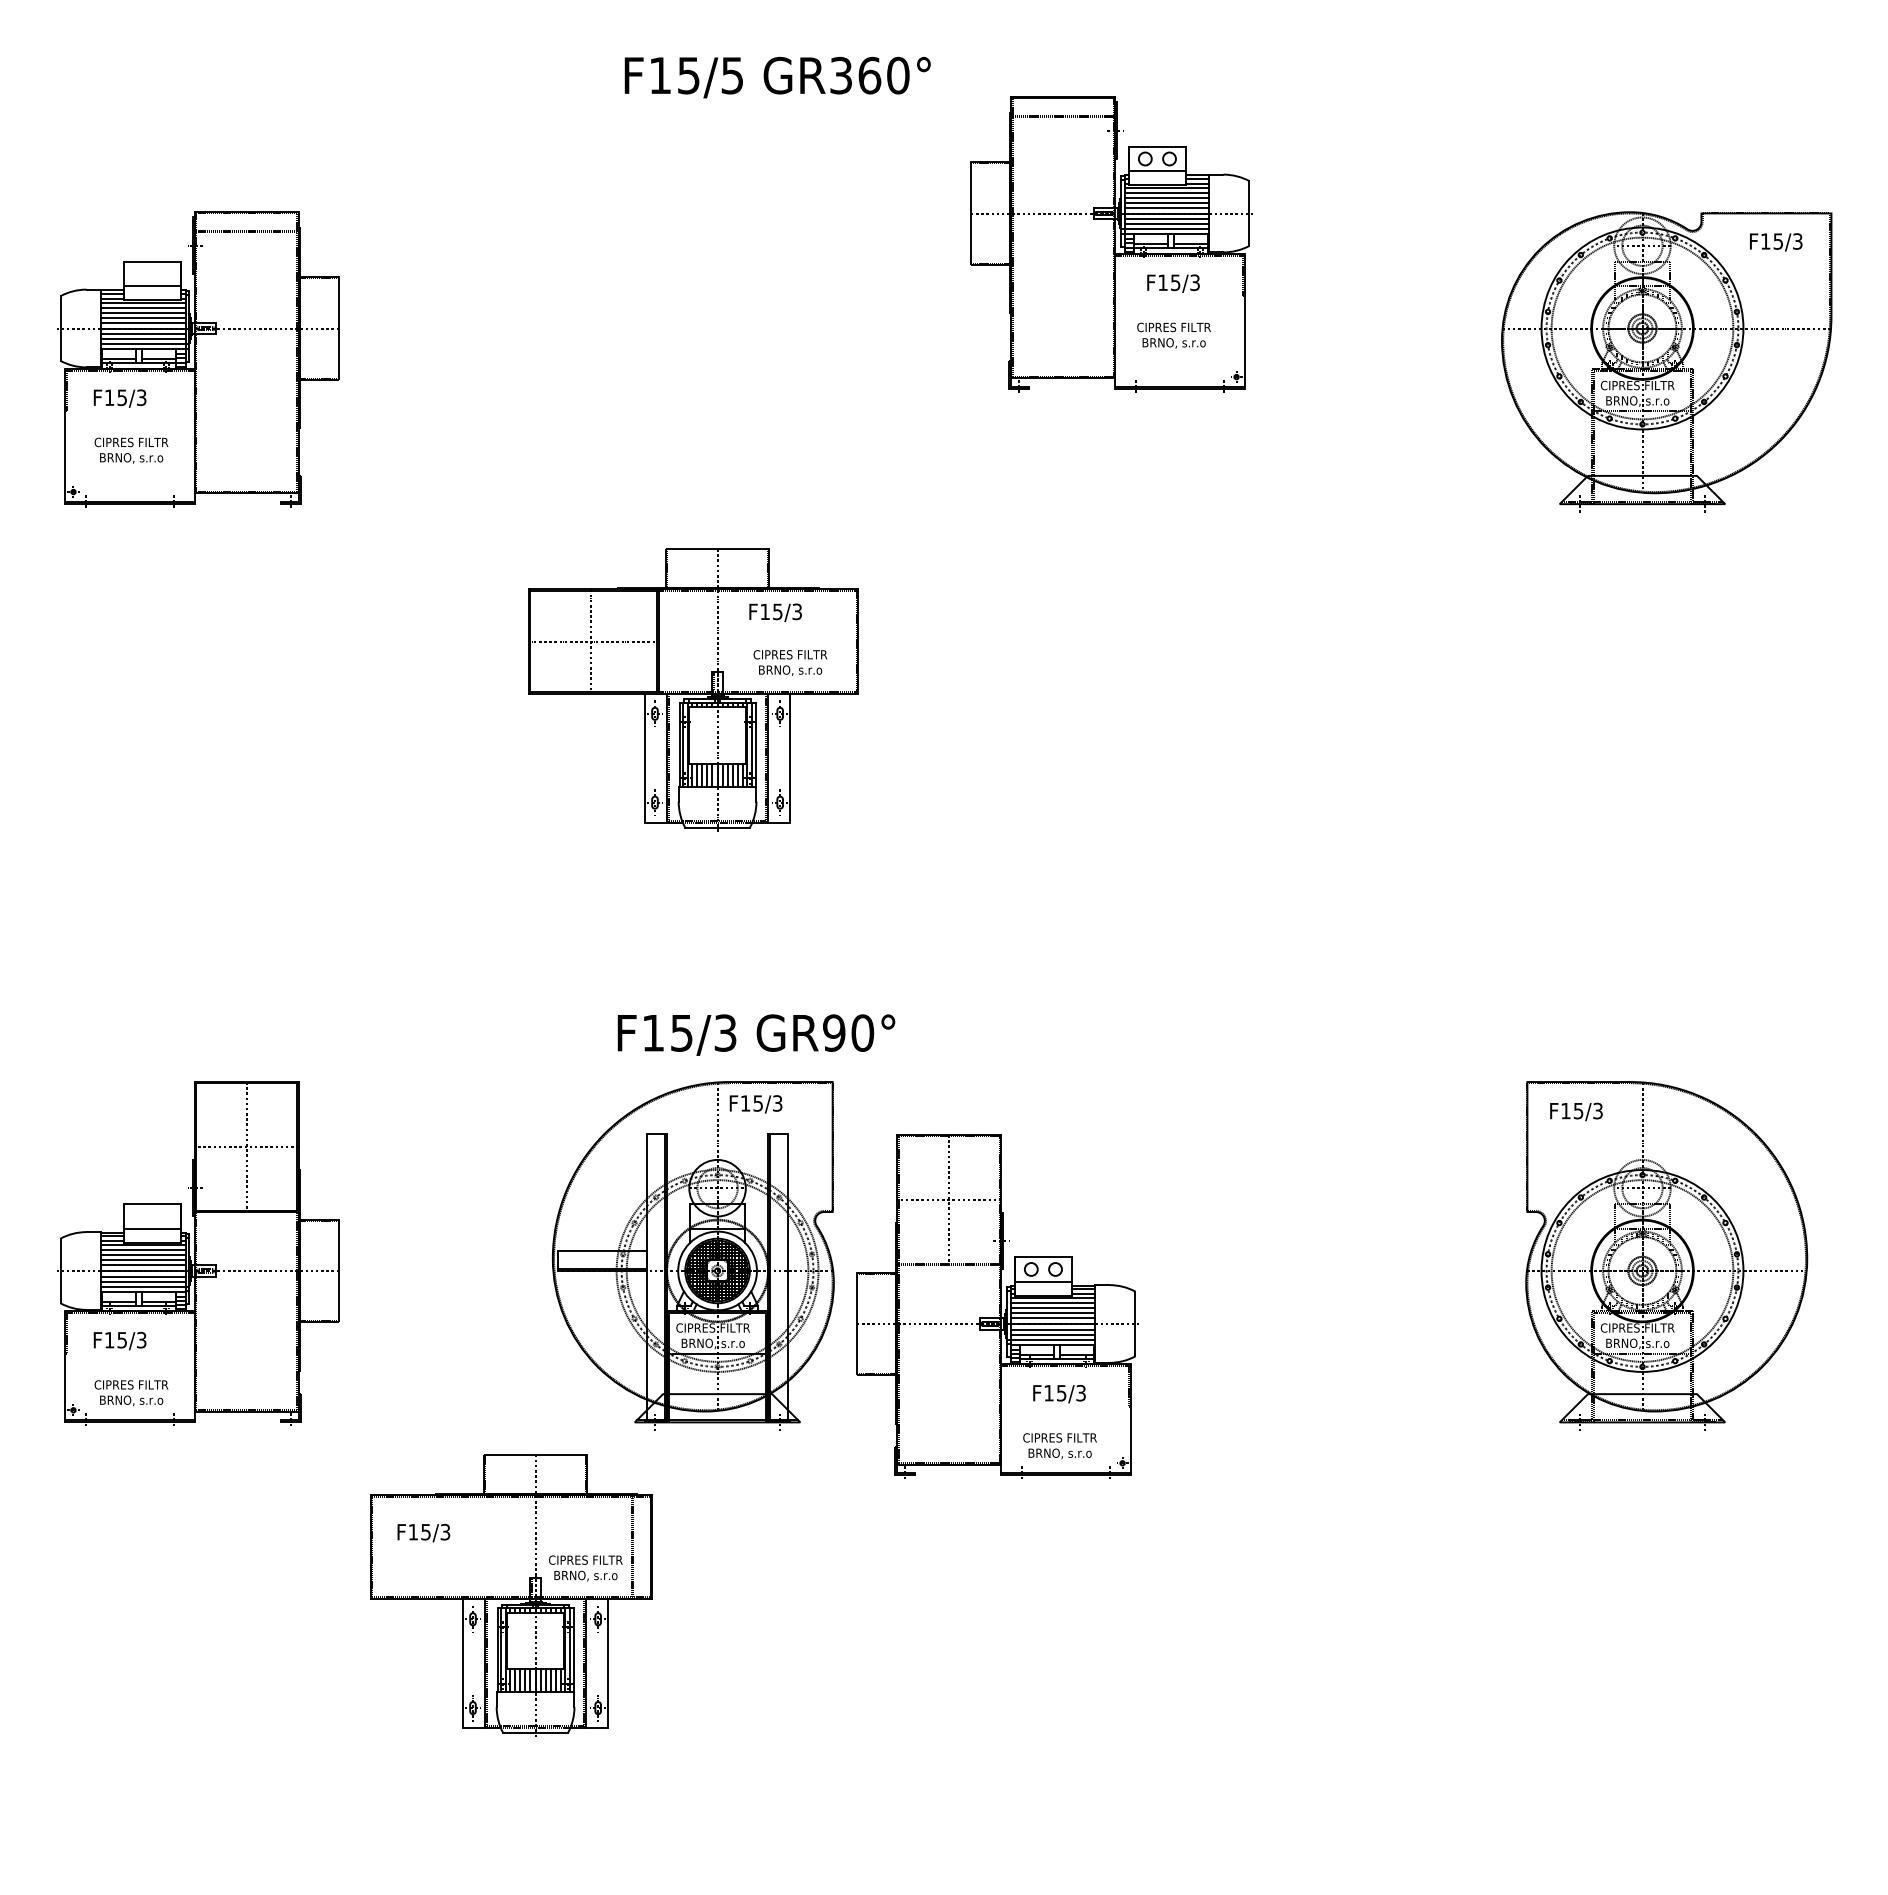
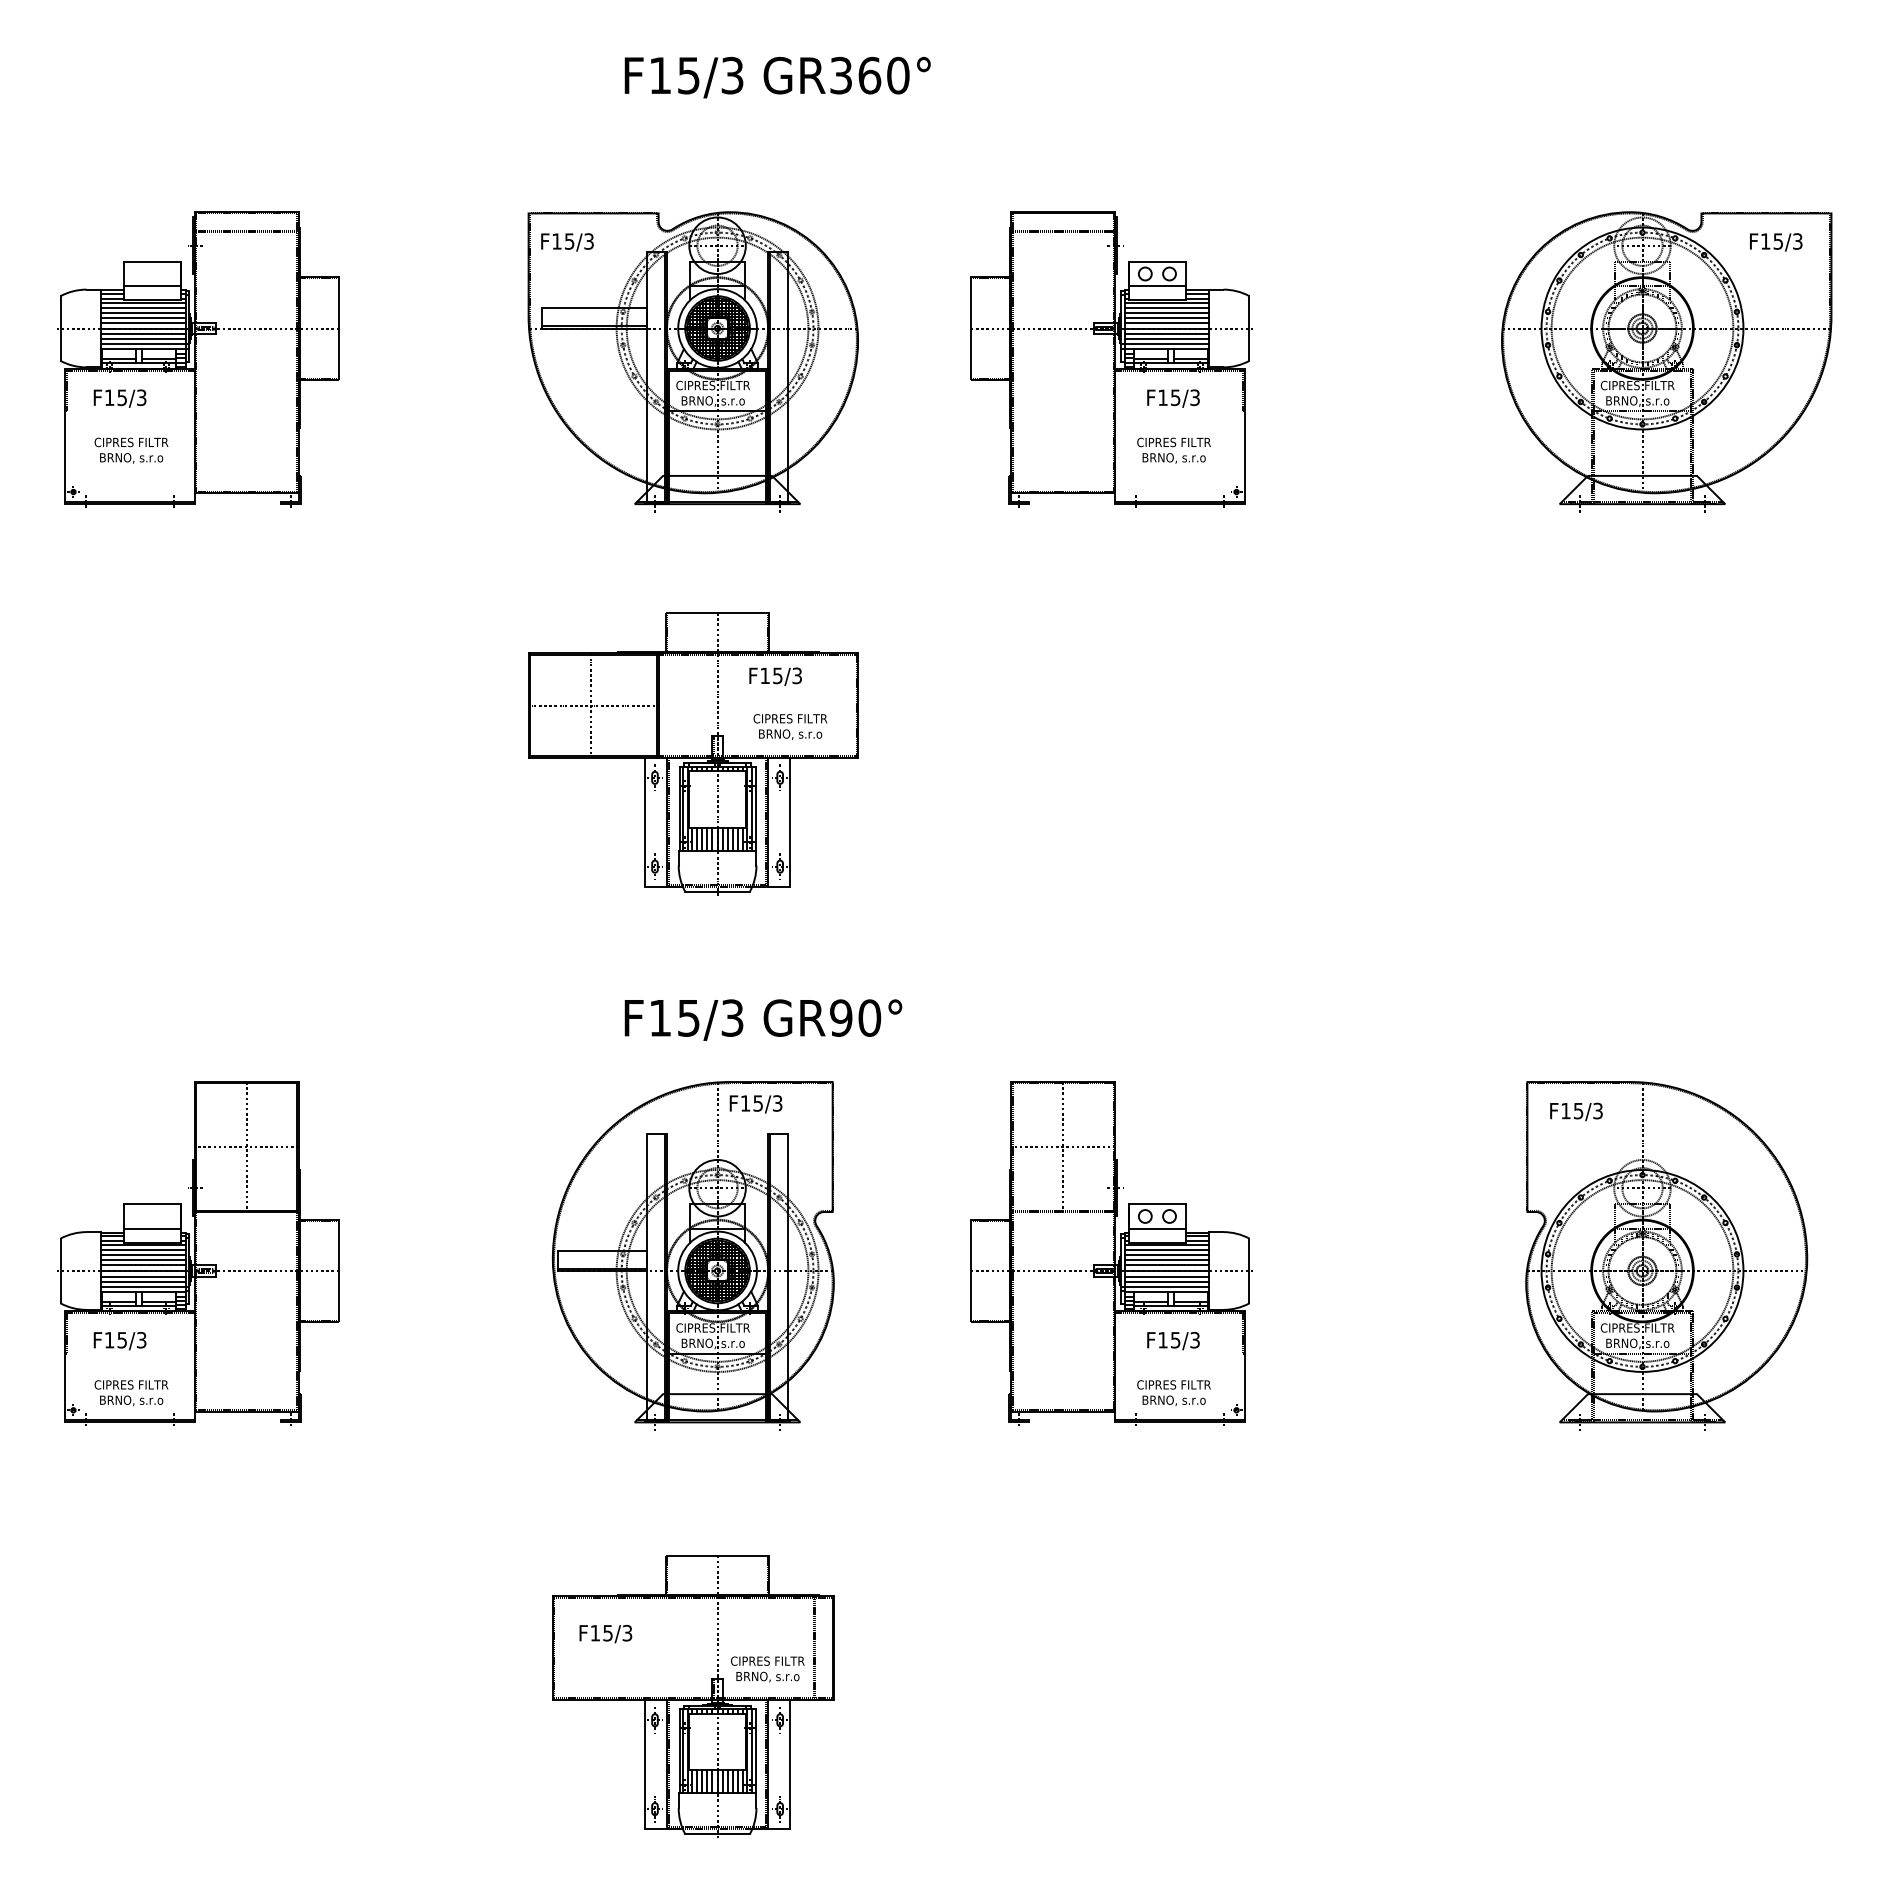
text: F15/5 -> F15/3 (732, 74)
part position: (1111, 244) -> (1111, 359) (1111, 359)
part: none -> present (692, 361)
part position: (693, 689) -> (693, 753) (693, 753)
text position: (756, 1034) -> (763, 1019) (763, 1019)
part position: (997, 1306) -> (1111, 1253) (1111, 1253)
part position: (511, 1595) -> (693, 1696) (693, 1696)
